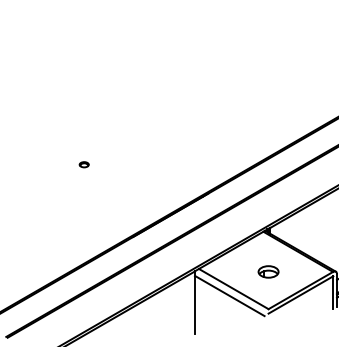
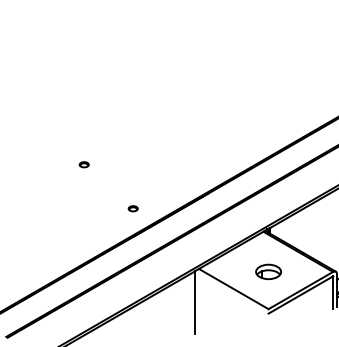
part: none -> present (132, 208)
part size: 23x14 px -> 27x18 px (268, 271)
line: present -> none (229, 295)
